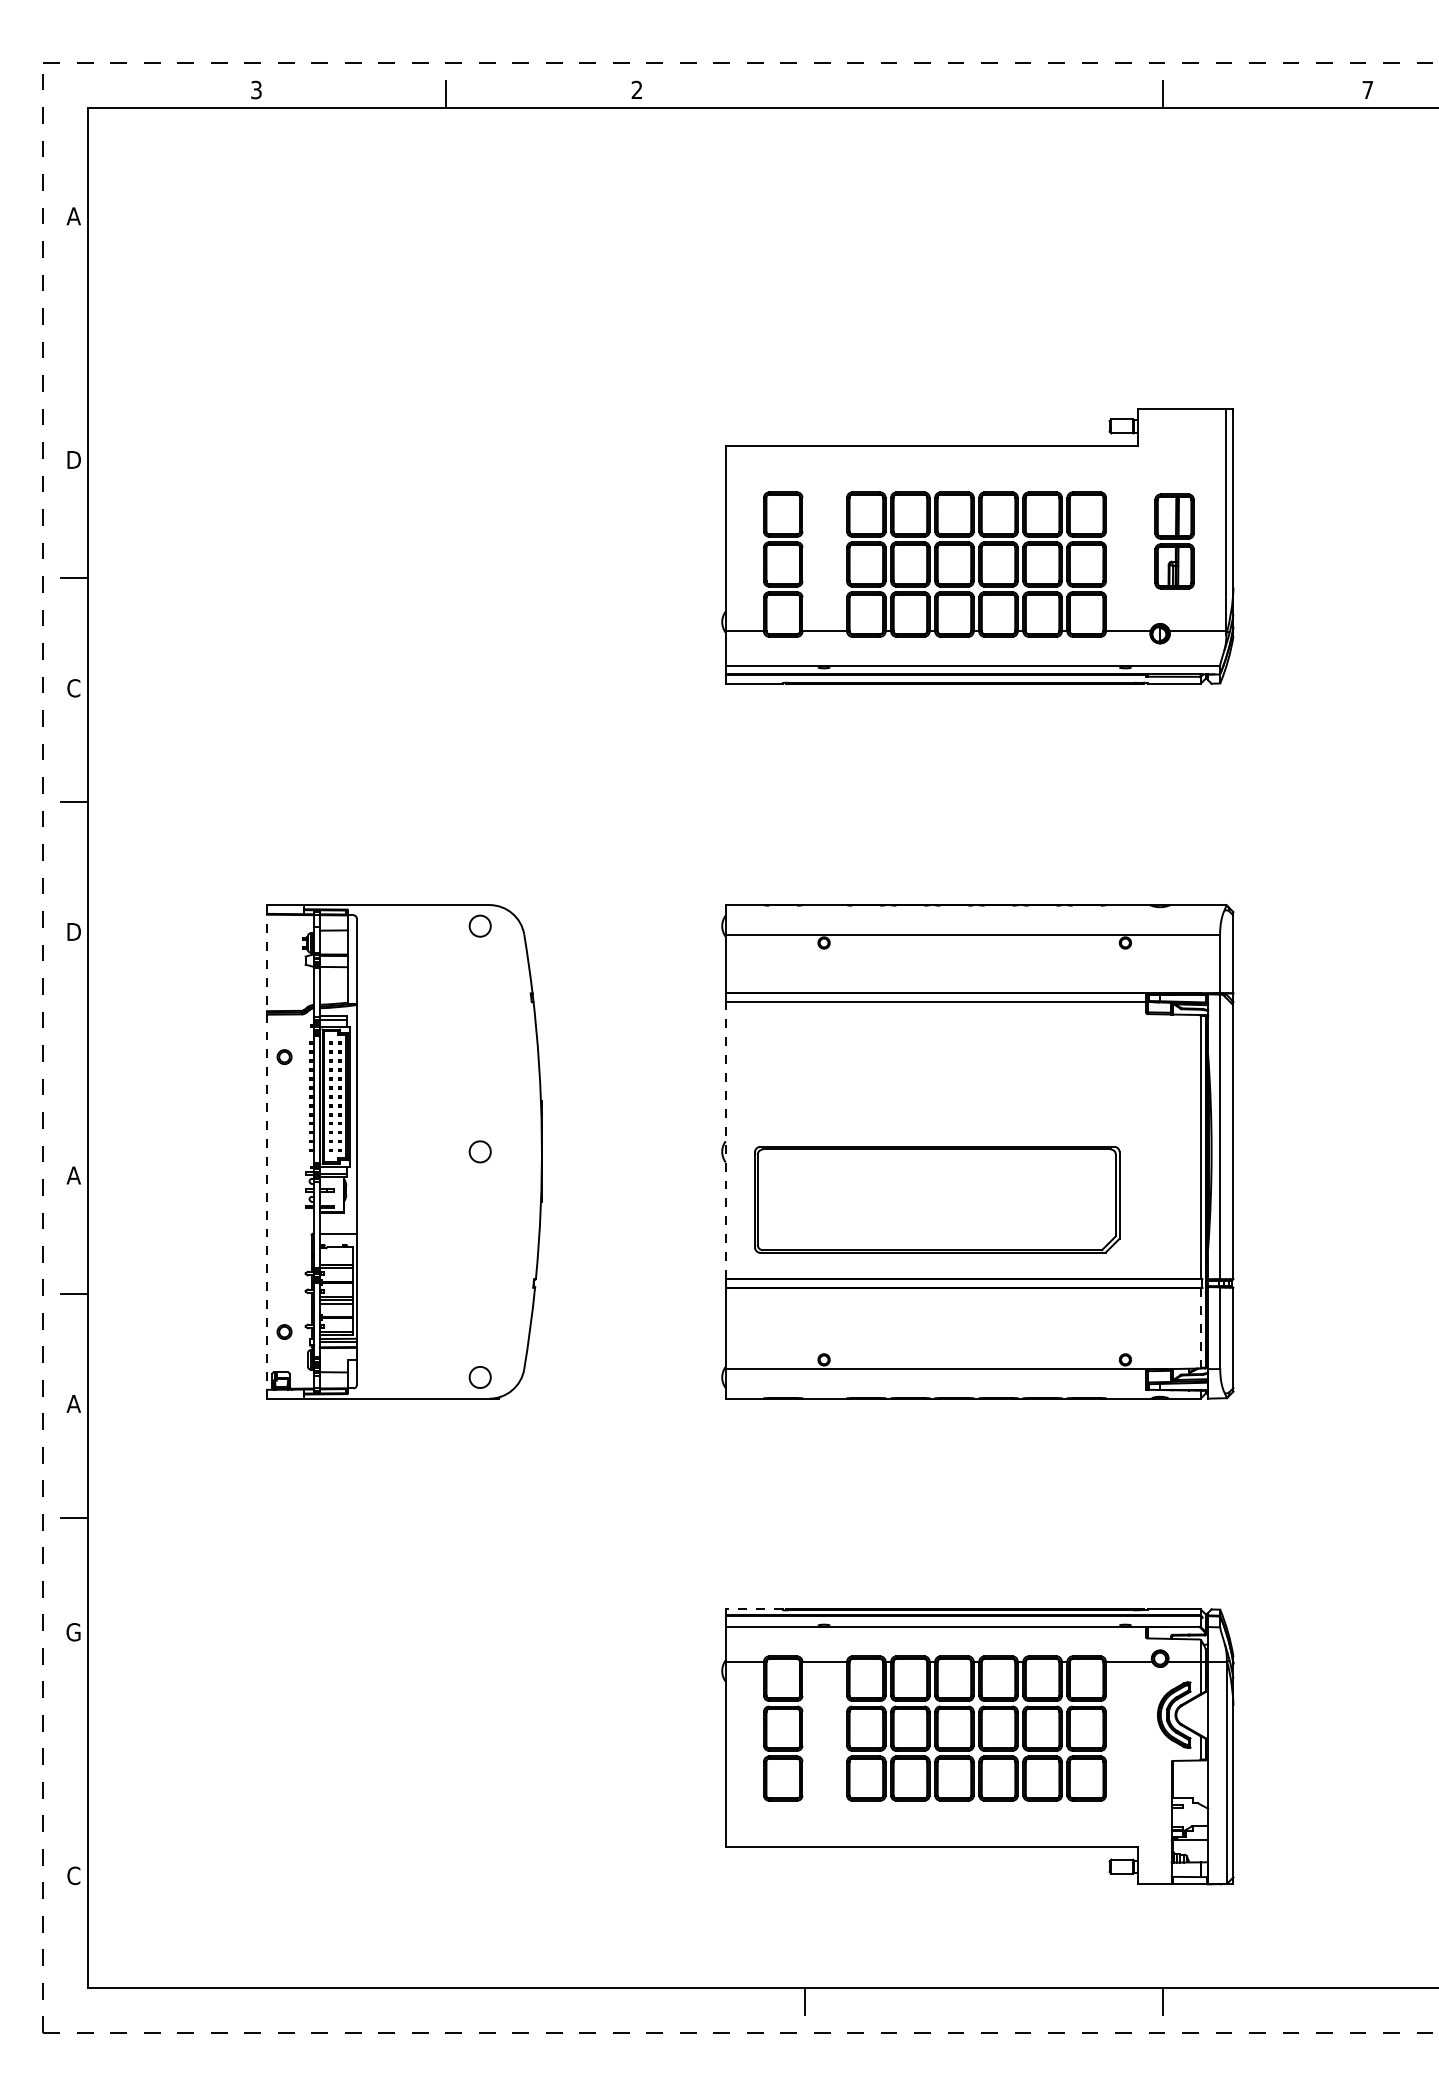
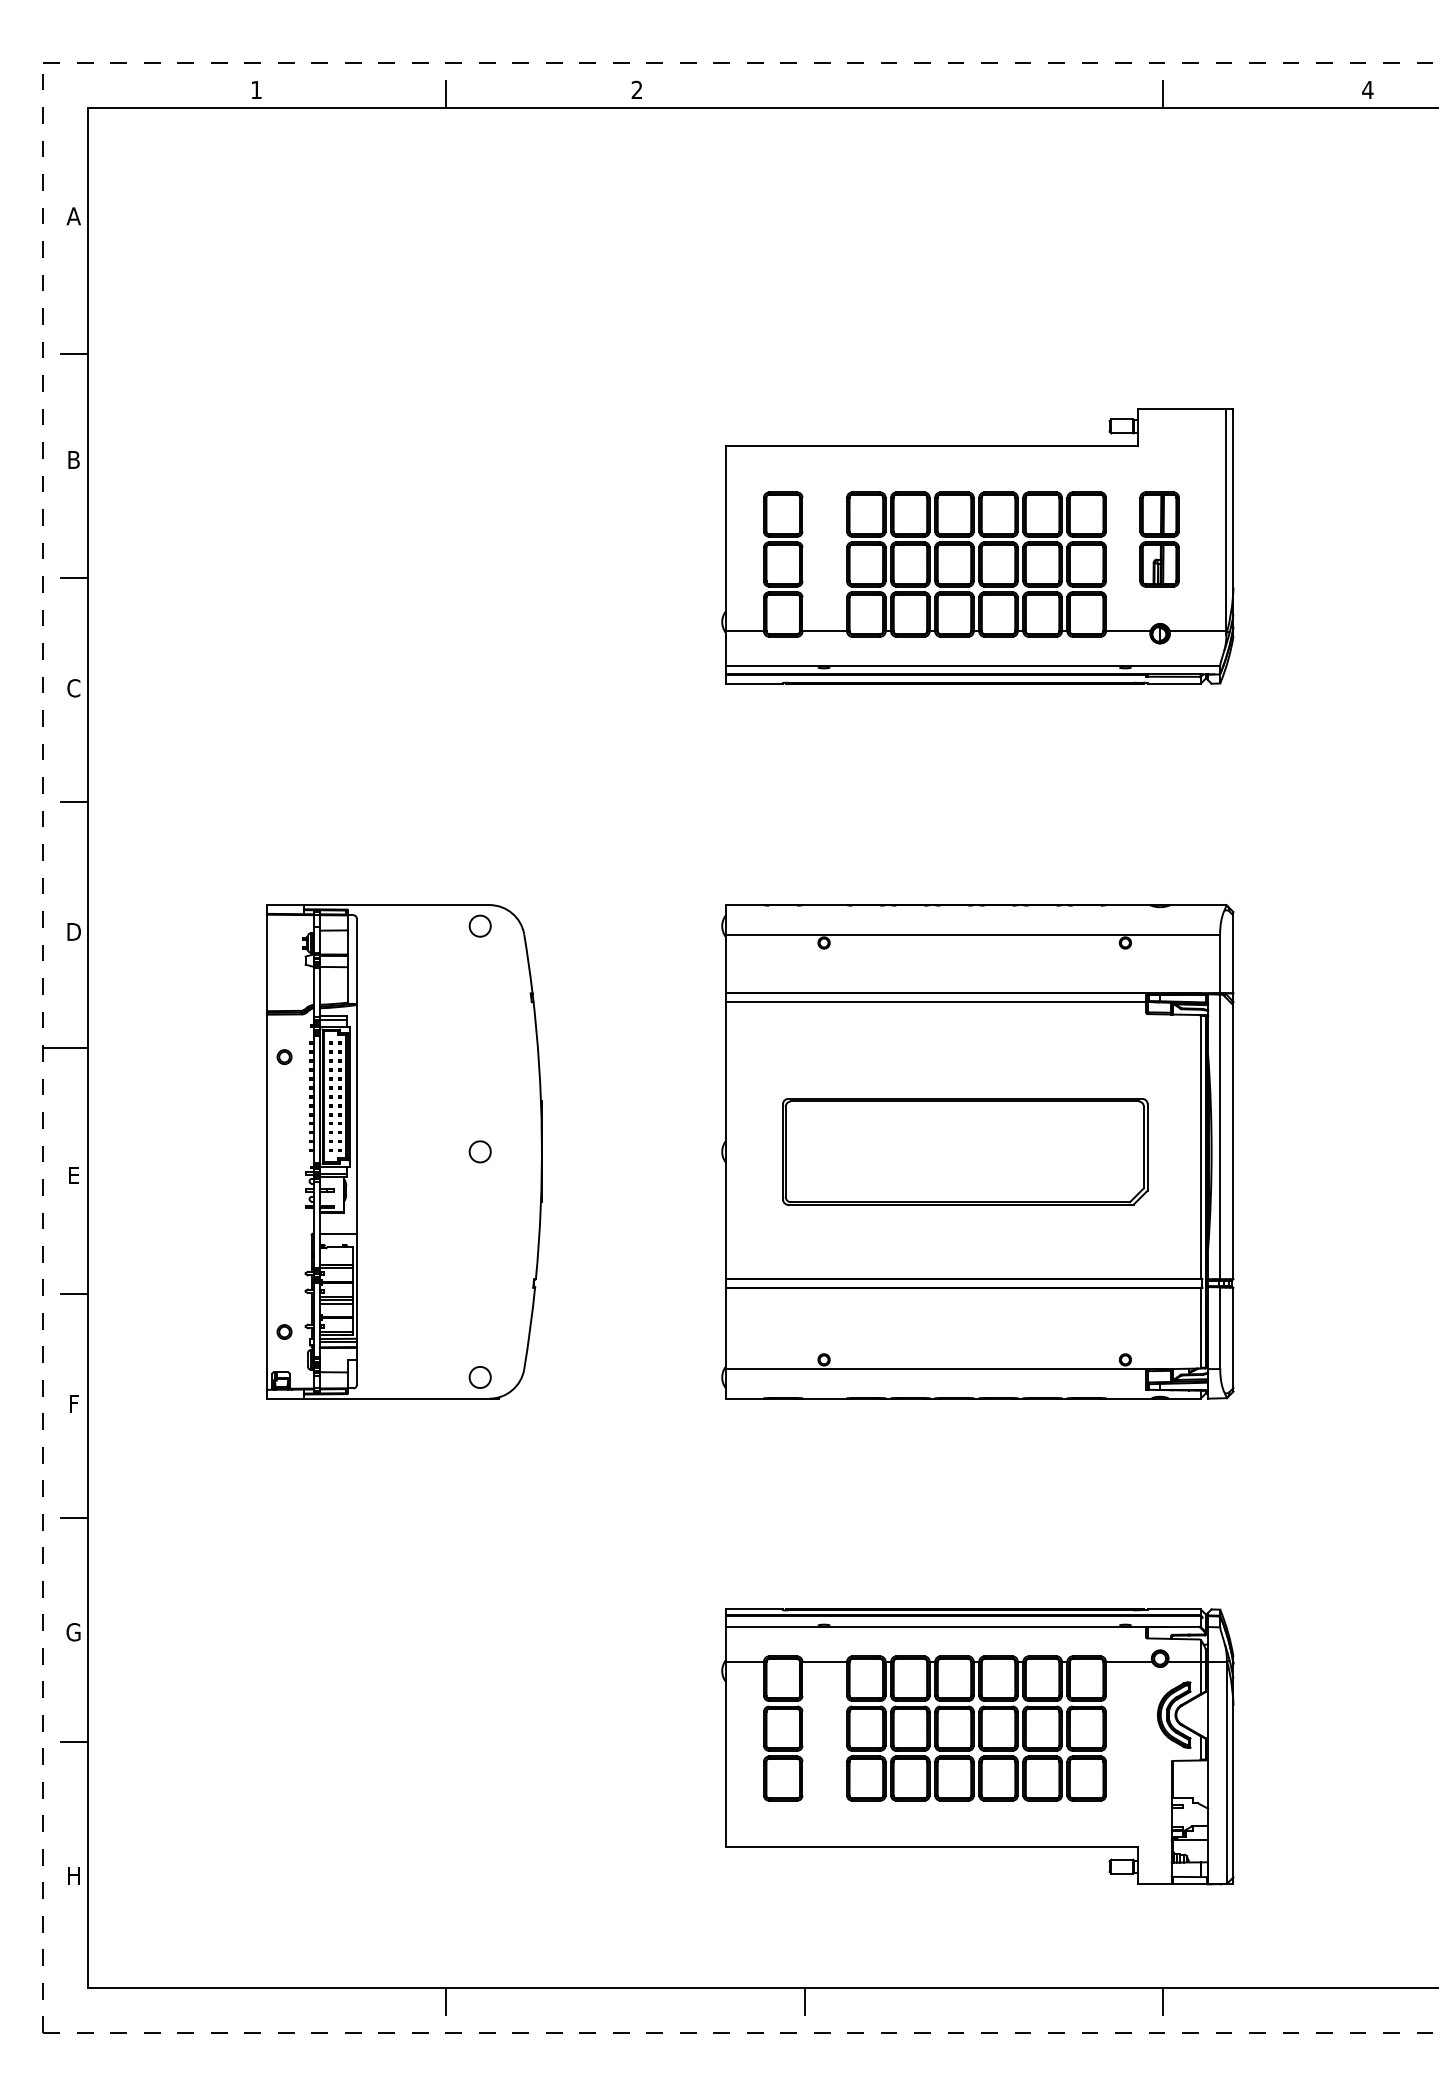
text: 3 -> 1 (256, 89)
text: 7 -> 4 (1367, 89)
line: none -> present (74, 353)
text: D -> B (73, 459)
part position: (1174, 541) -> (1159, 539) (1159, 539)
line: none -> present (65, 1048)
line: dashed -> solid (725, 1140)
line: dashed -> solid (266, 1151)
text: A -> E (73, 1175)
part position: (937, 1199) -> (965, 1151) (965, 1151)
line: dashed -> solid (1200, 1327)
text: A -> F (73, 1403)
line: dashed -> solid (754, 1609)
line: none -> present (74, 1742)
text: C -> H (73, 1875)
line: none -> present (446, 2001)
